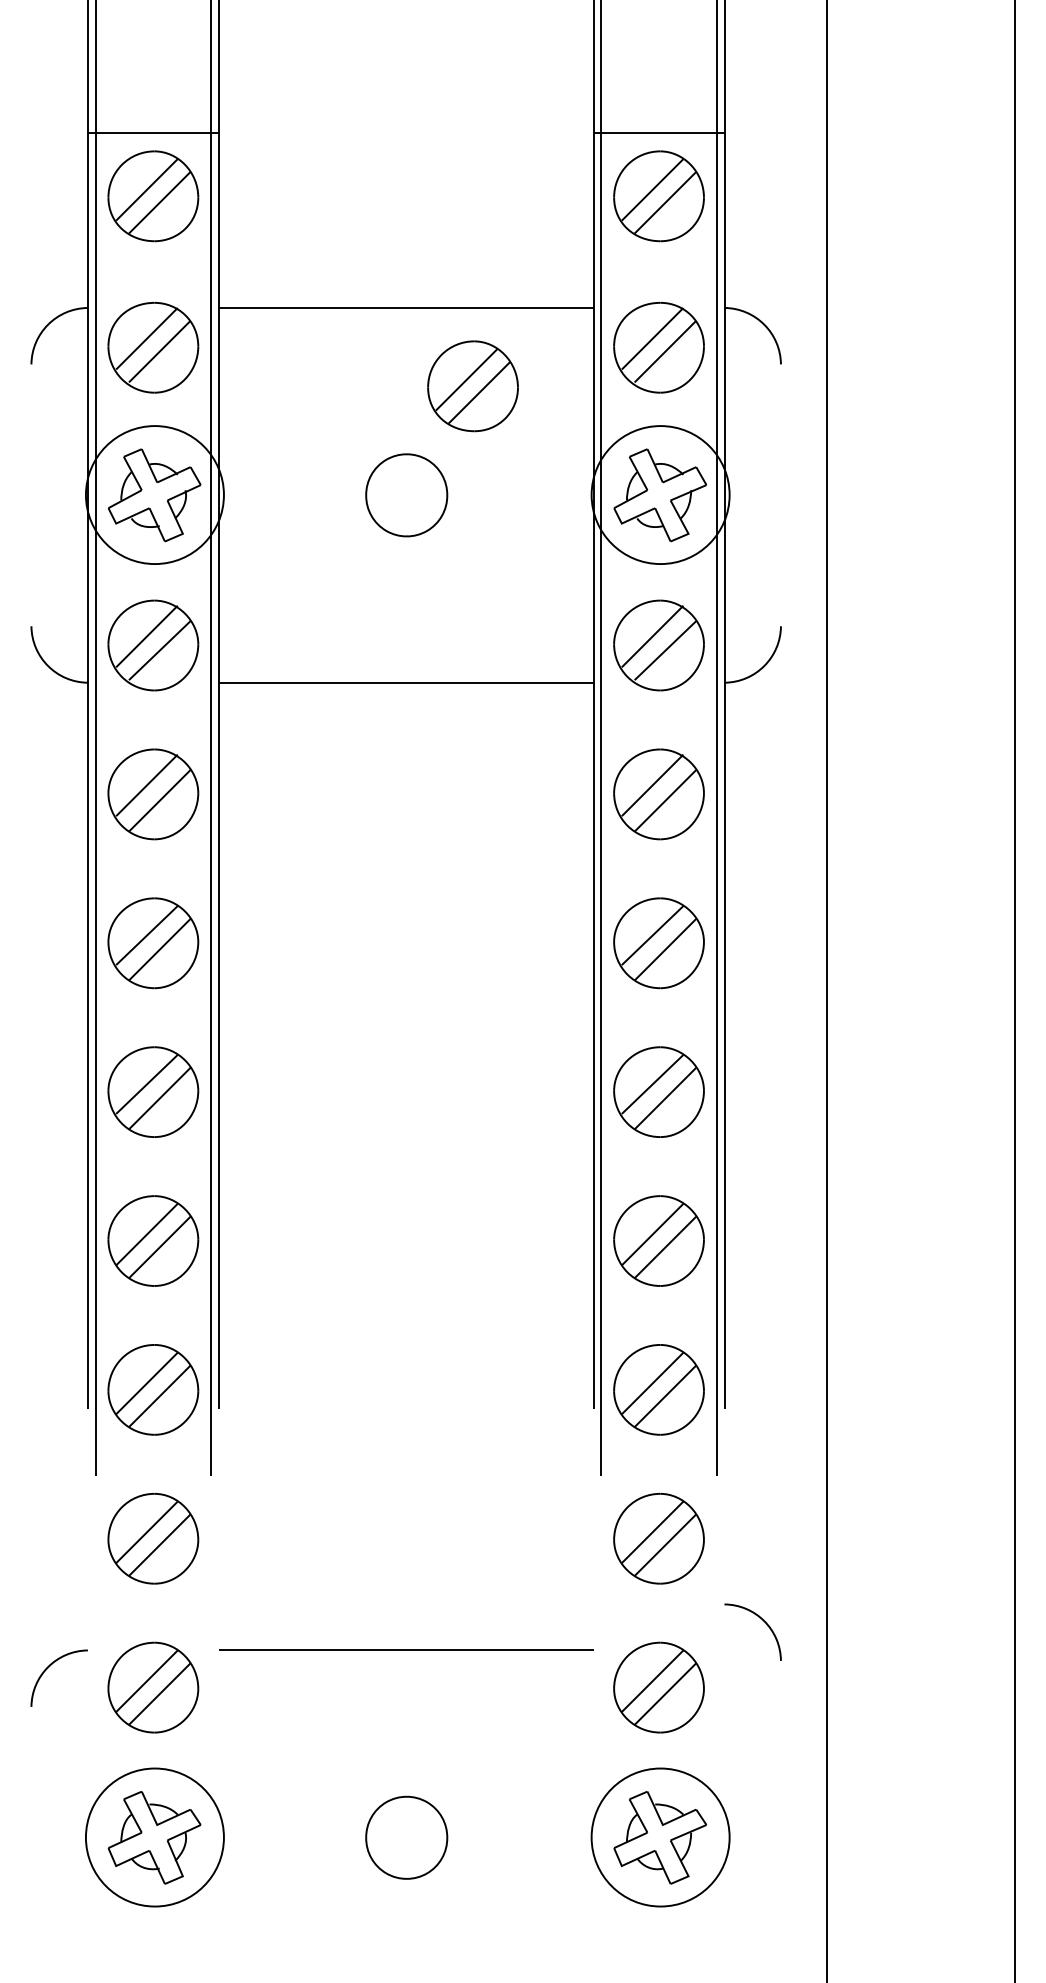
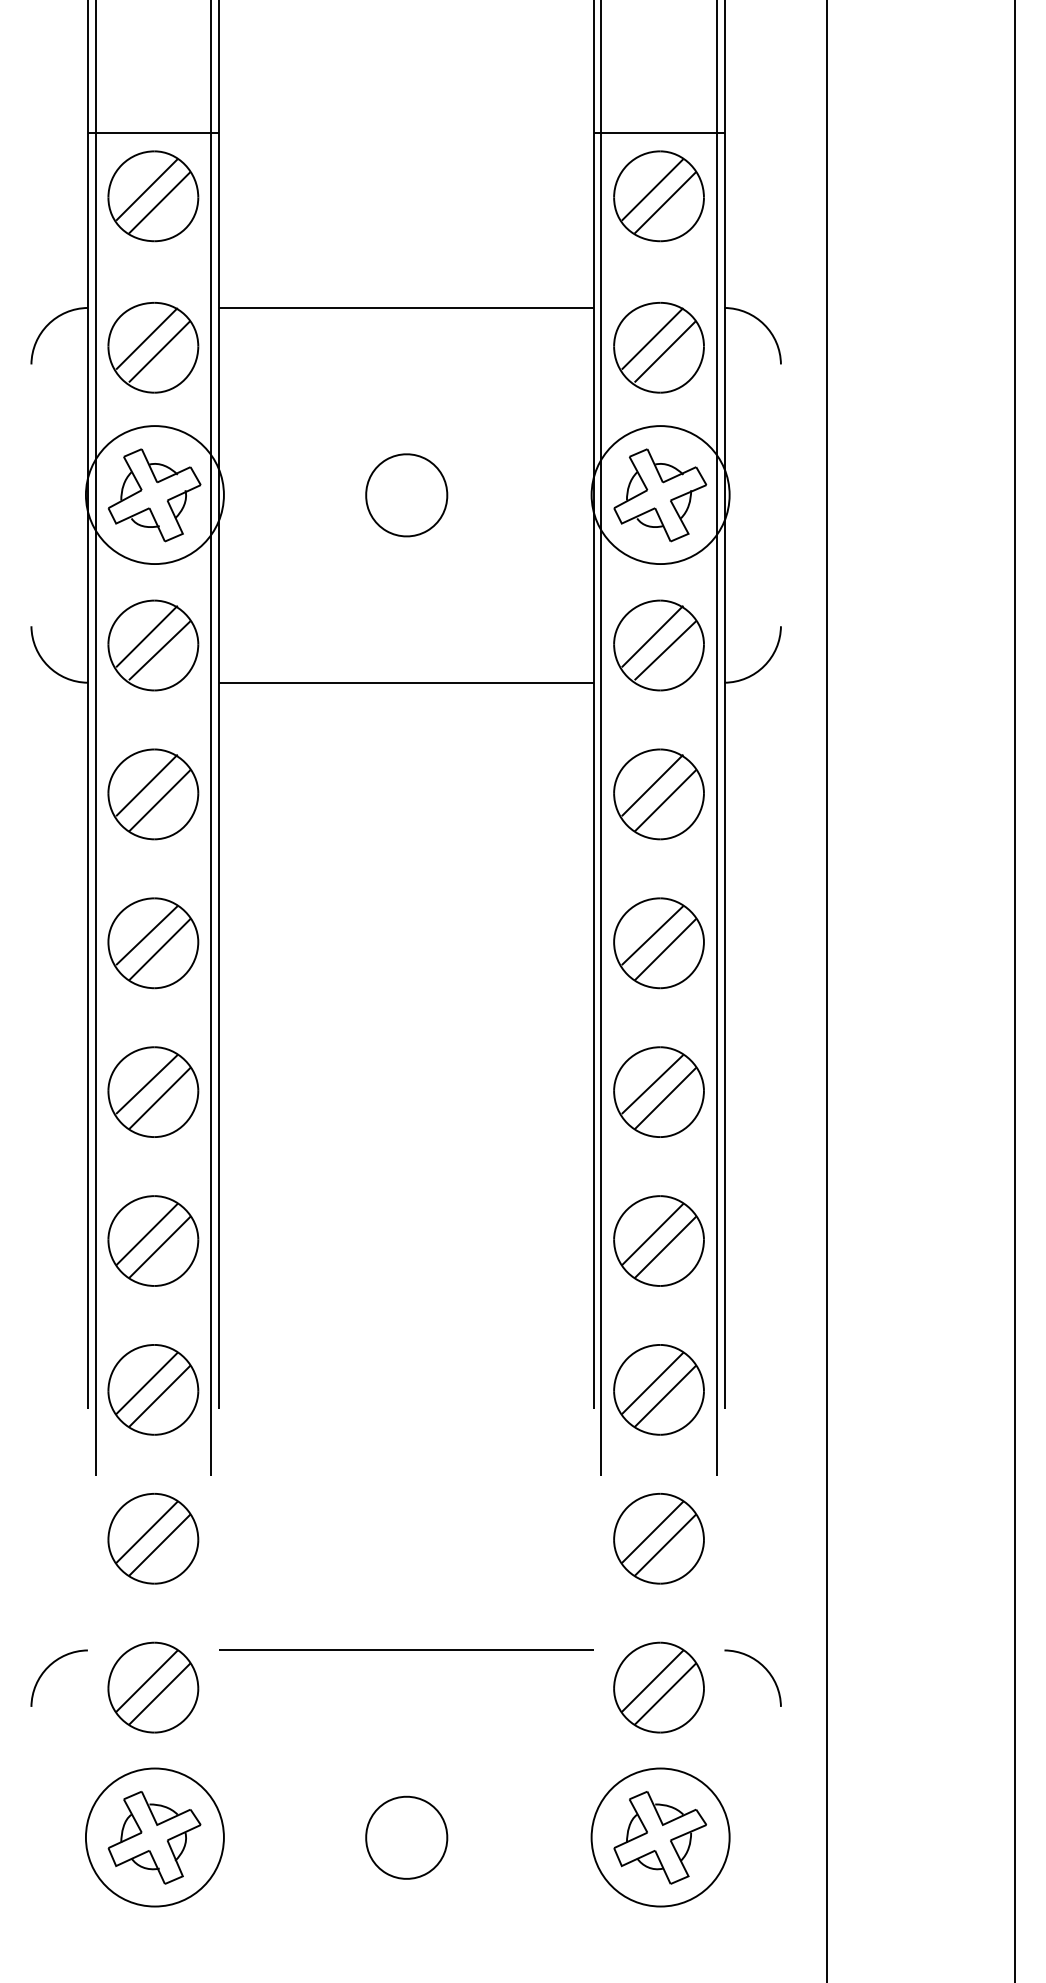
part: present -> none (472, 386)
arc position: (759, 1618) -> (759, 1664) (759, 1664)
